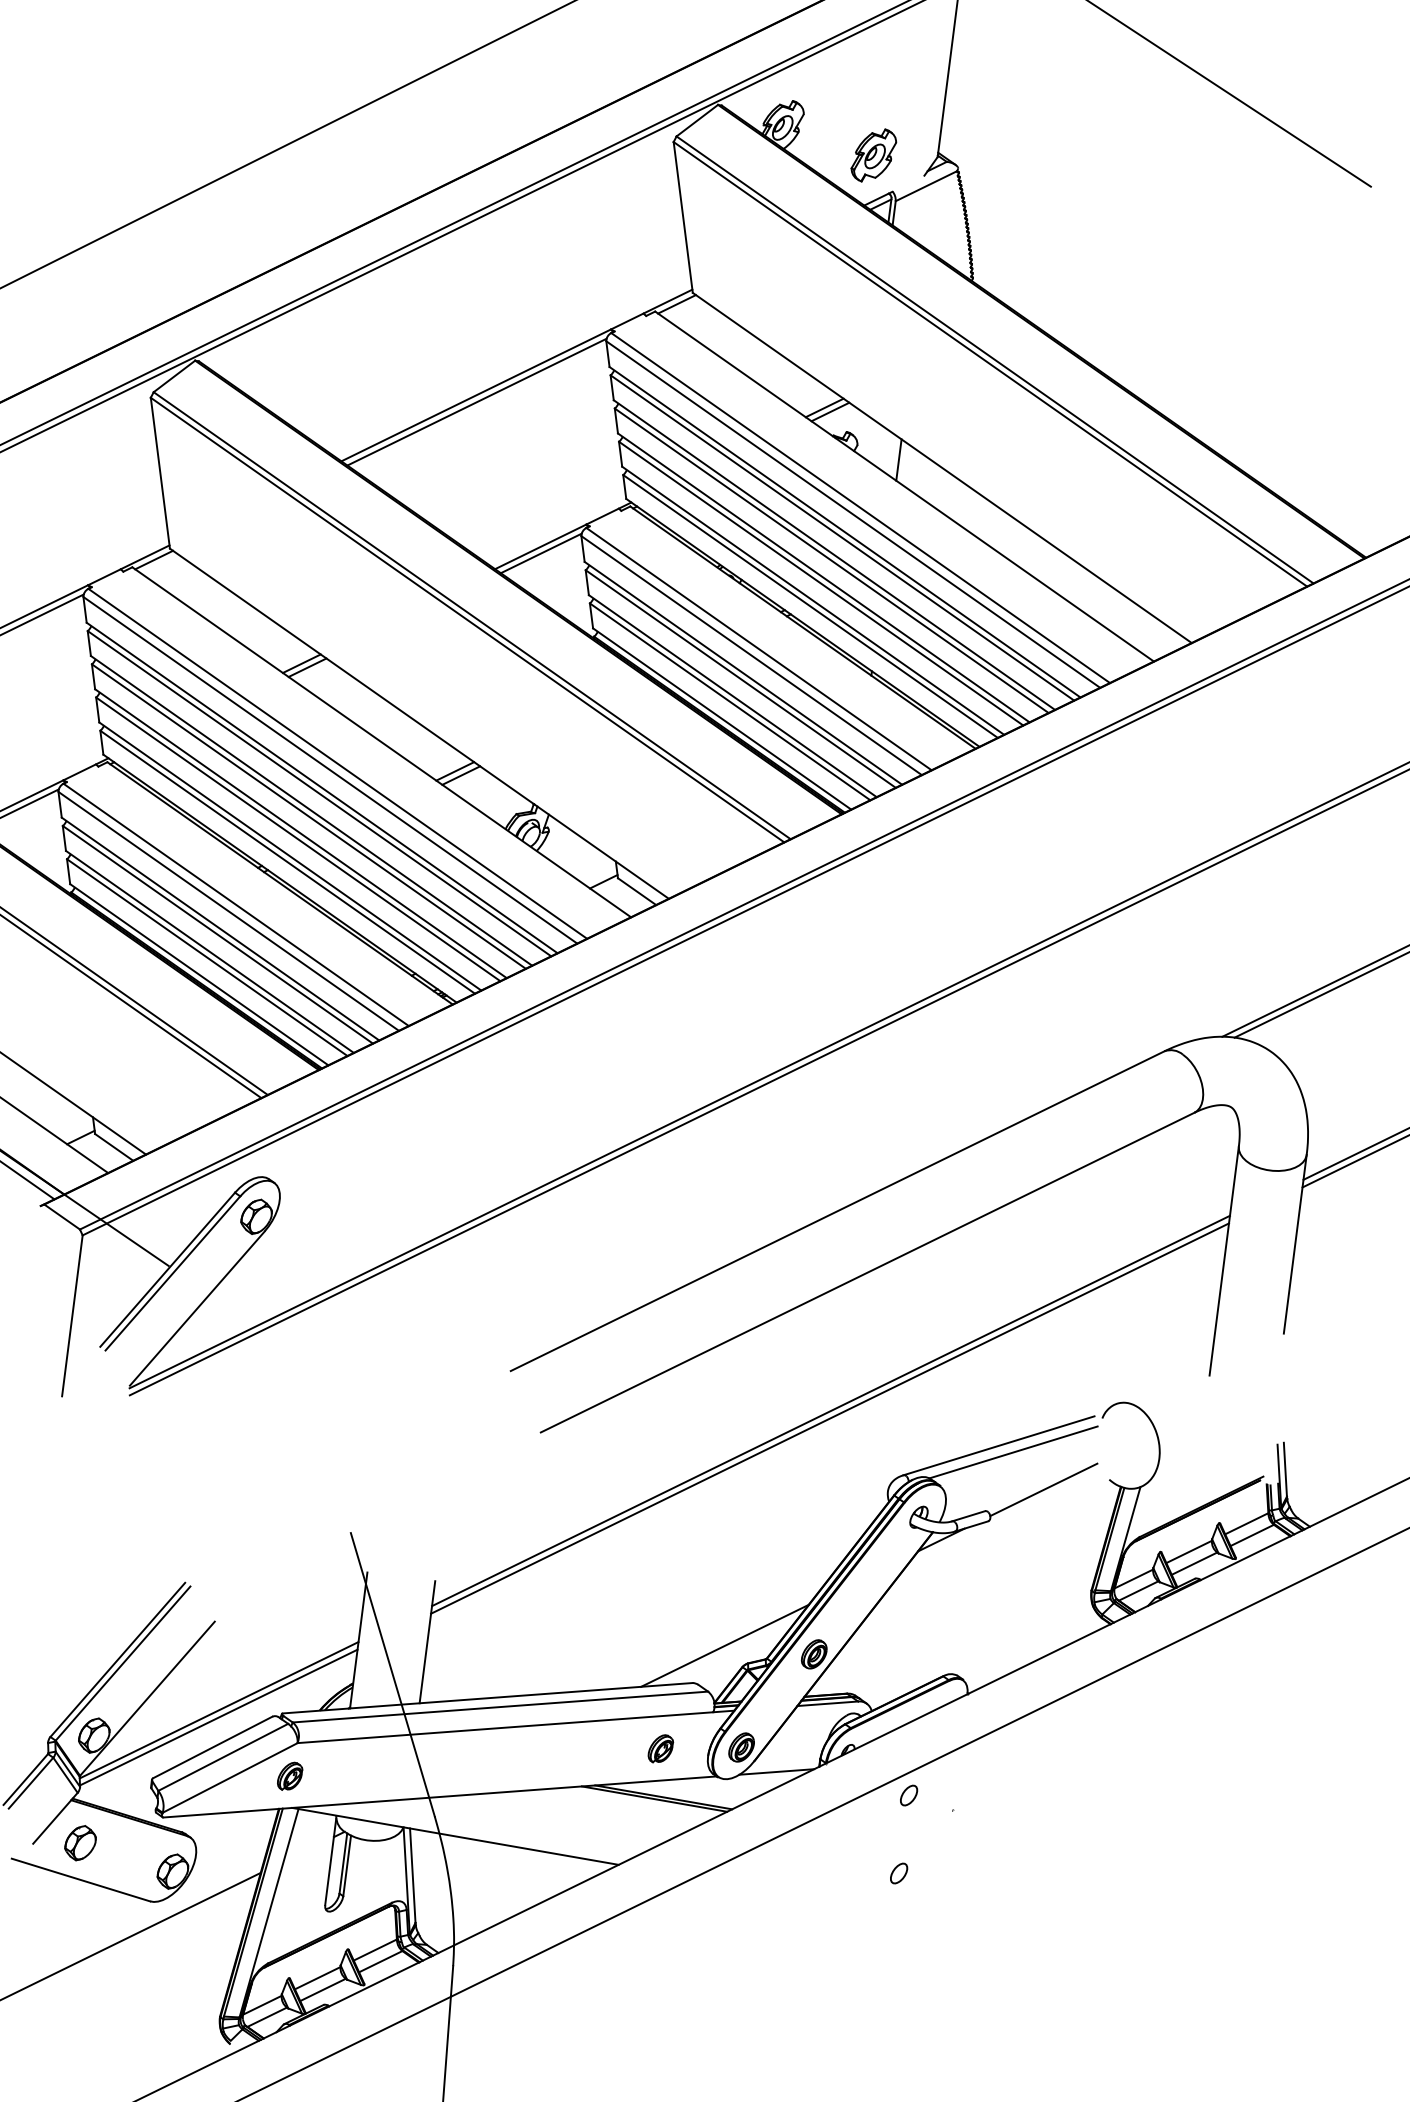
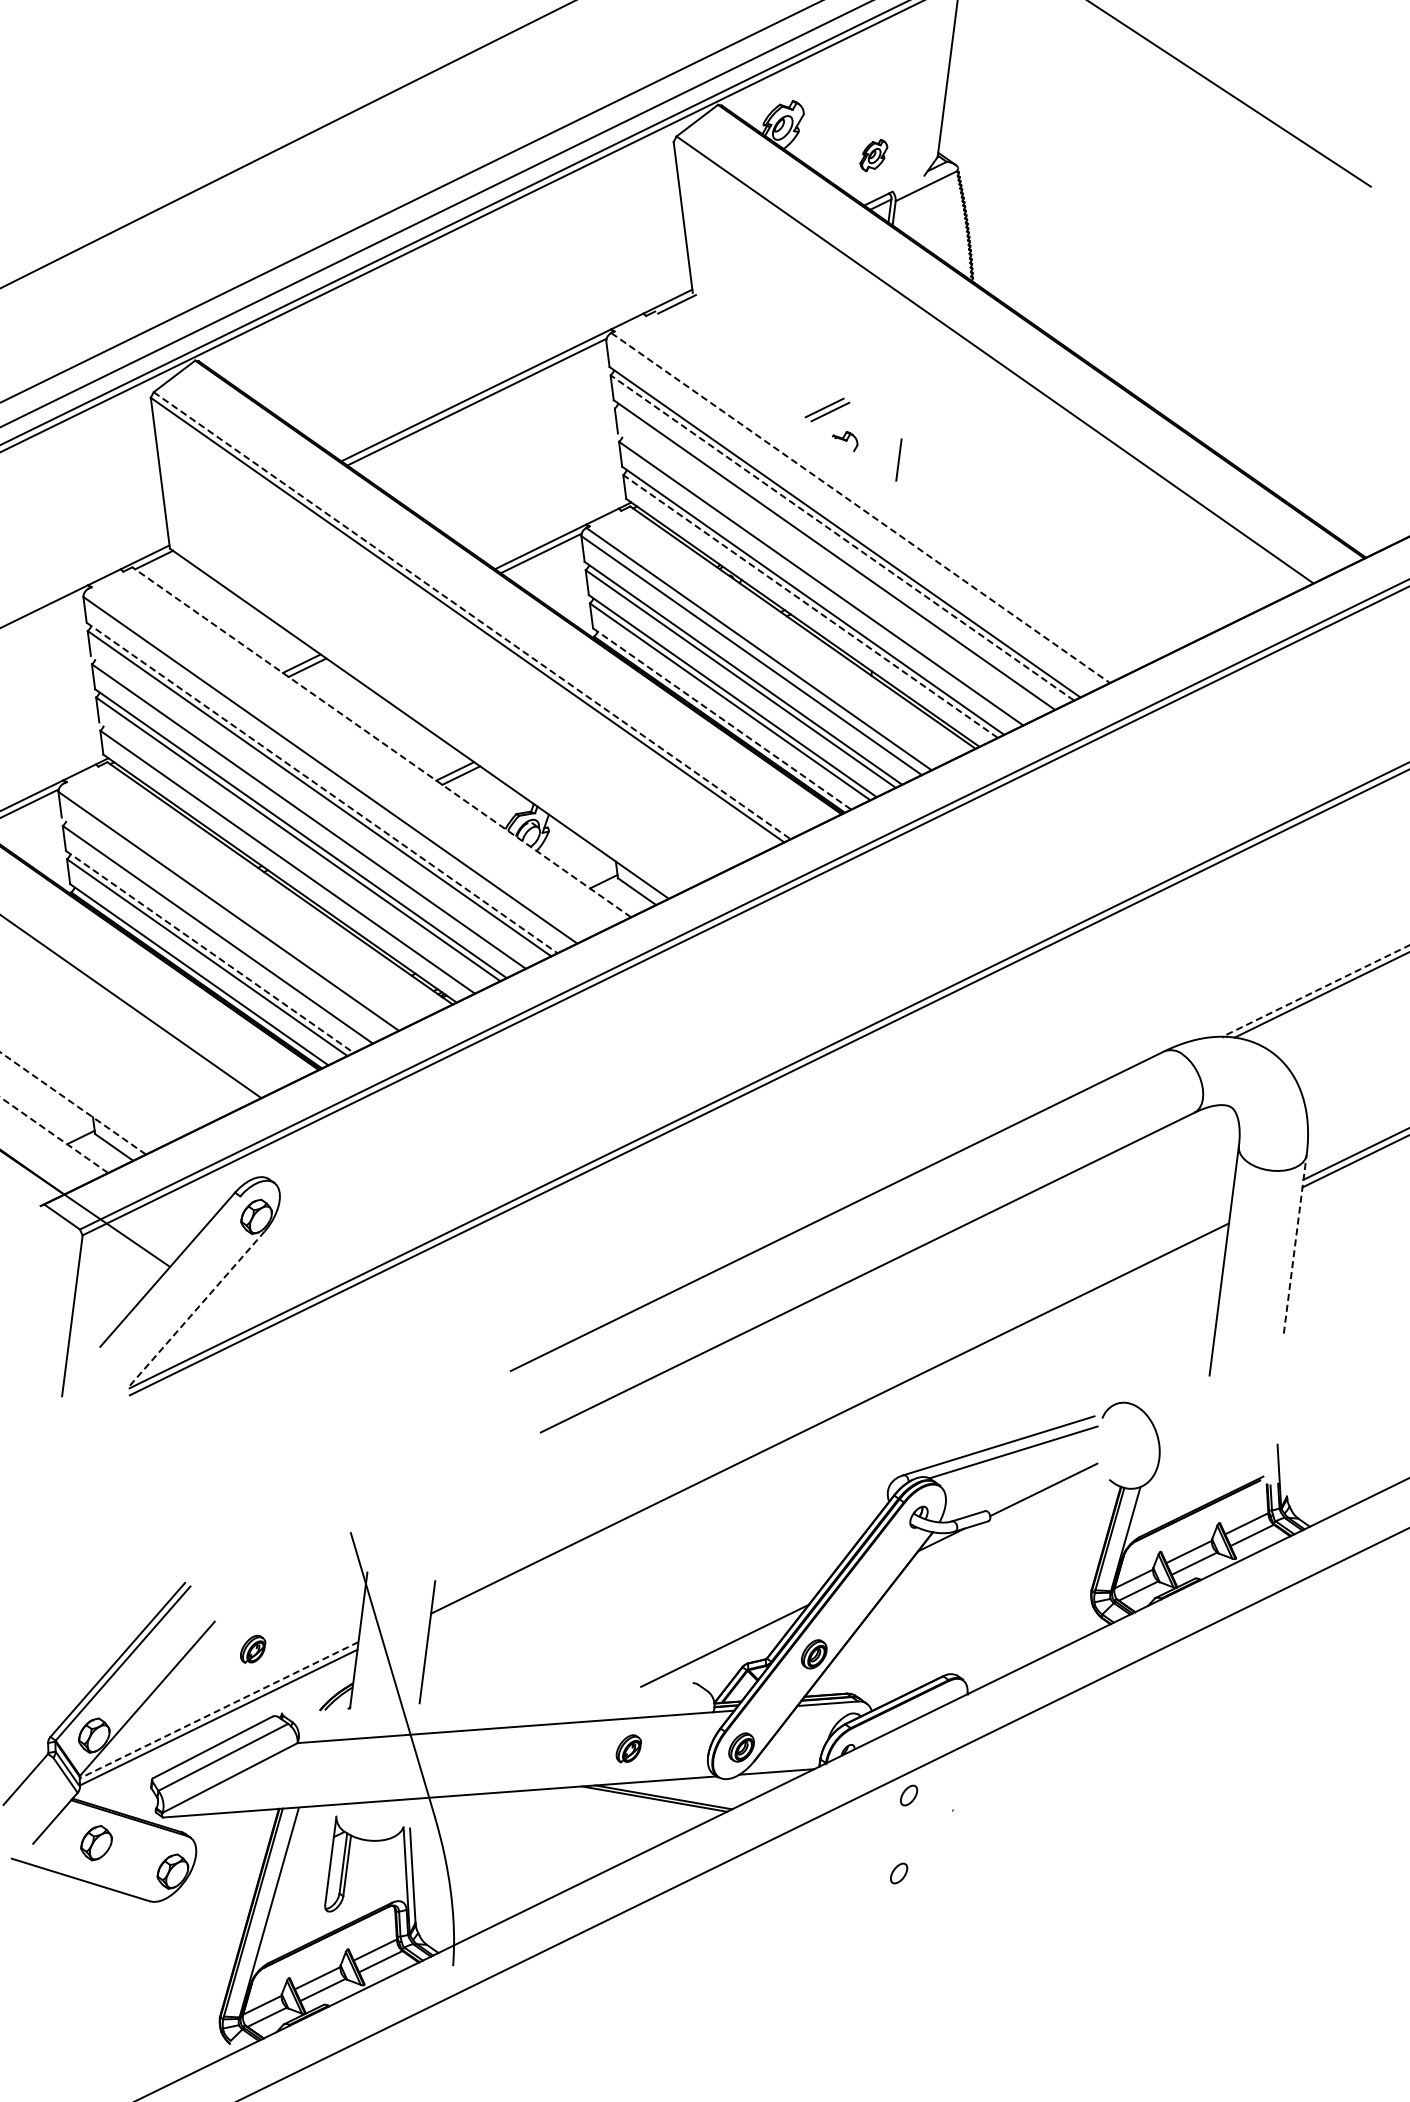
part size: 48x55 px -> 30x34 px (873, 155)
line position: (410, 201) -> (435, 214) (435, 214)
line: present -> none (990, 364)
line: present -> none (941, 467)
line: present -> none (904, 486)
line: solid -> dashed (860, 508)
line: present -> none (853, 514)
line: solid -> dashed (841, 537)
line: present -> none (831, 560)
line: present -> none (823, 577)
line: solid -> dashed (810, 606)
line: present -> none (42, 614)
line: solid -> dashed (472, 615)
line: solid -> dashed (722, 718)
line: solid -> dashed (381, 742)
line: present -> none (337, 763)
line: solid -> dashed (322, 787)
line: present -> none (311, 810)
line: present -> none (290, 856)
line: present -> none (235, 904)
line: present -> none (220, 928)
line: solid -> dashed (209, 951)
line: solid -> dashed (1315, 991)
line: present -> none (134, 1001)
line: solid -> dashed (73, 1103)
line: solid -> dashed (54, 1135)
line: present -> none (28, 1181)
line: solid -> dashed (1295, 1243)
line: present -> none (172, 1273)
line: solid -> dashed (197, 1308)
line: present -> none (830, 1410)
line: present -> none (1284, 1469)
line: present -> none (487, 1698)
line: present -> none (500, 1706)
line: solid -> dashed (218, 1710)
part position: (660, 1748) -> (628, 1748) (628, 1748)
part position: (290, 1775) -> (253, 1648) (253, 1648)
line: present -> none (30, 1782)
line: present -> none (455, 1835)
part position: (80, 1843) -> (96, 1843) (96, 1843)
line: present -> none (131, 1935)
line: present -> none (448, 2032)
